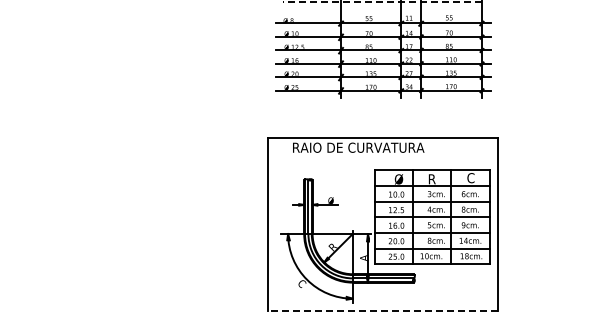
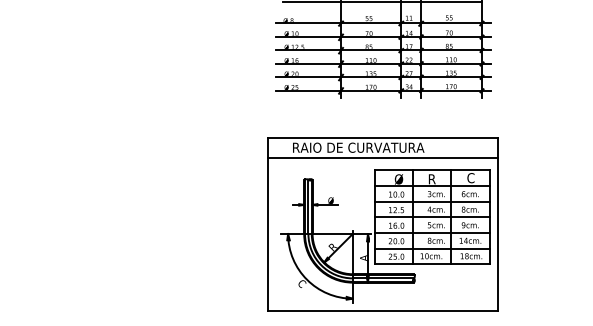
line: dashed -> solid (382, 1)
line: none -> present (382, 157)
line: dashed -> solid (383, 310)
